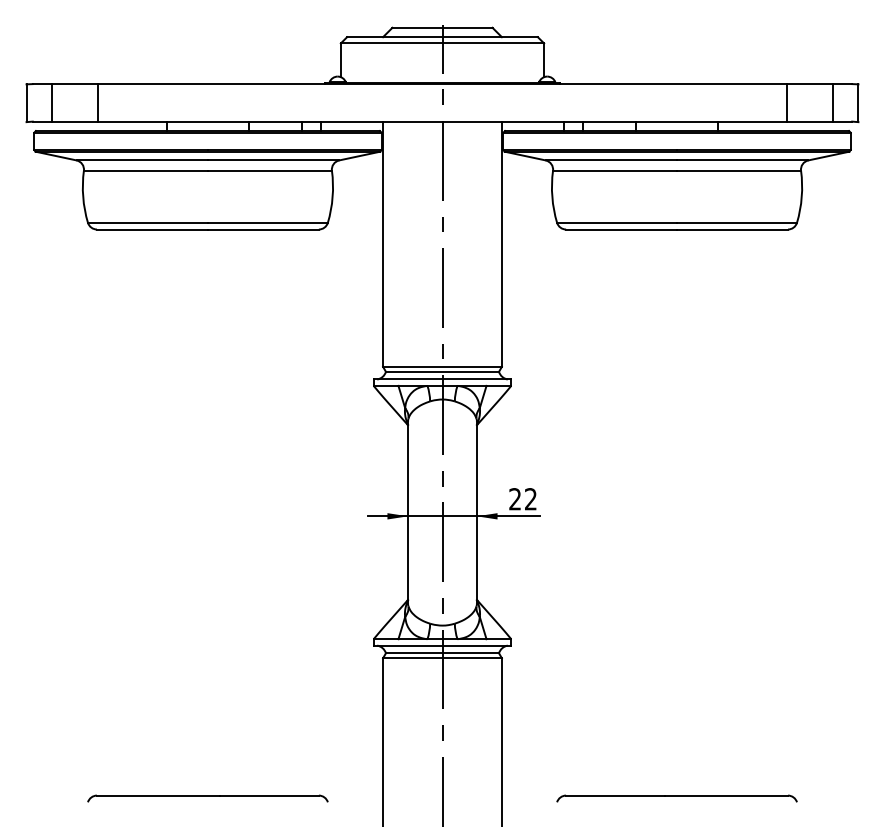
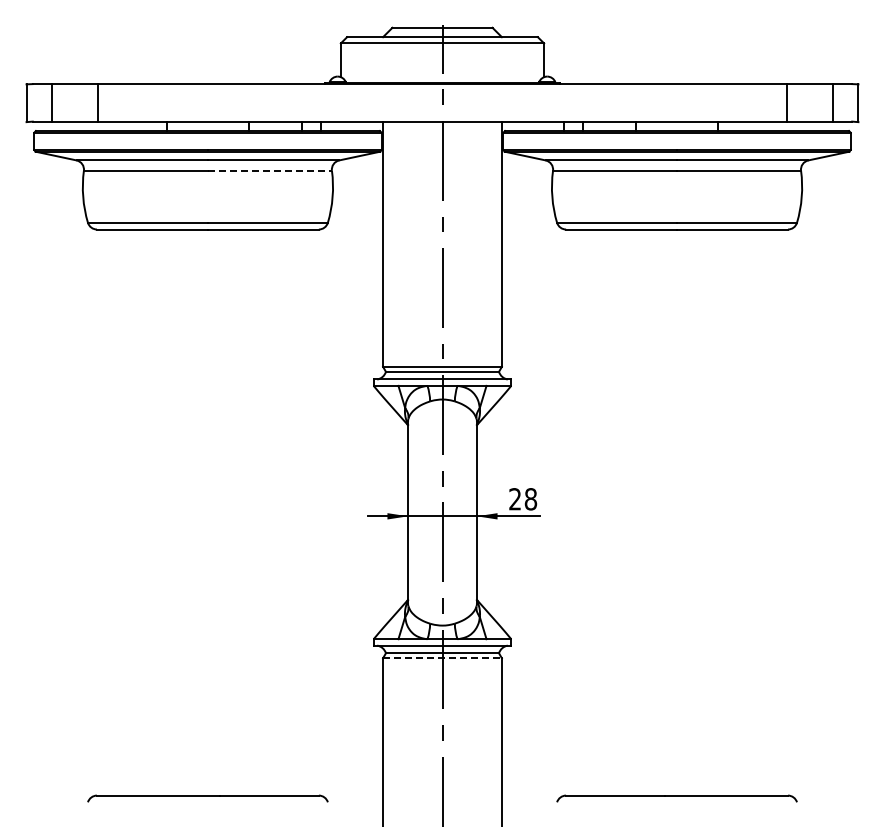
line: solid -> dashed (270, 170)
text: 22 -> 28 (530, 499)
line: solid -> dashed (442, 658)
